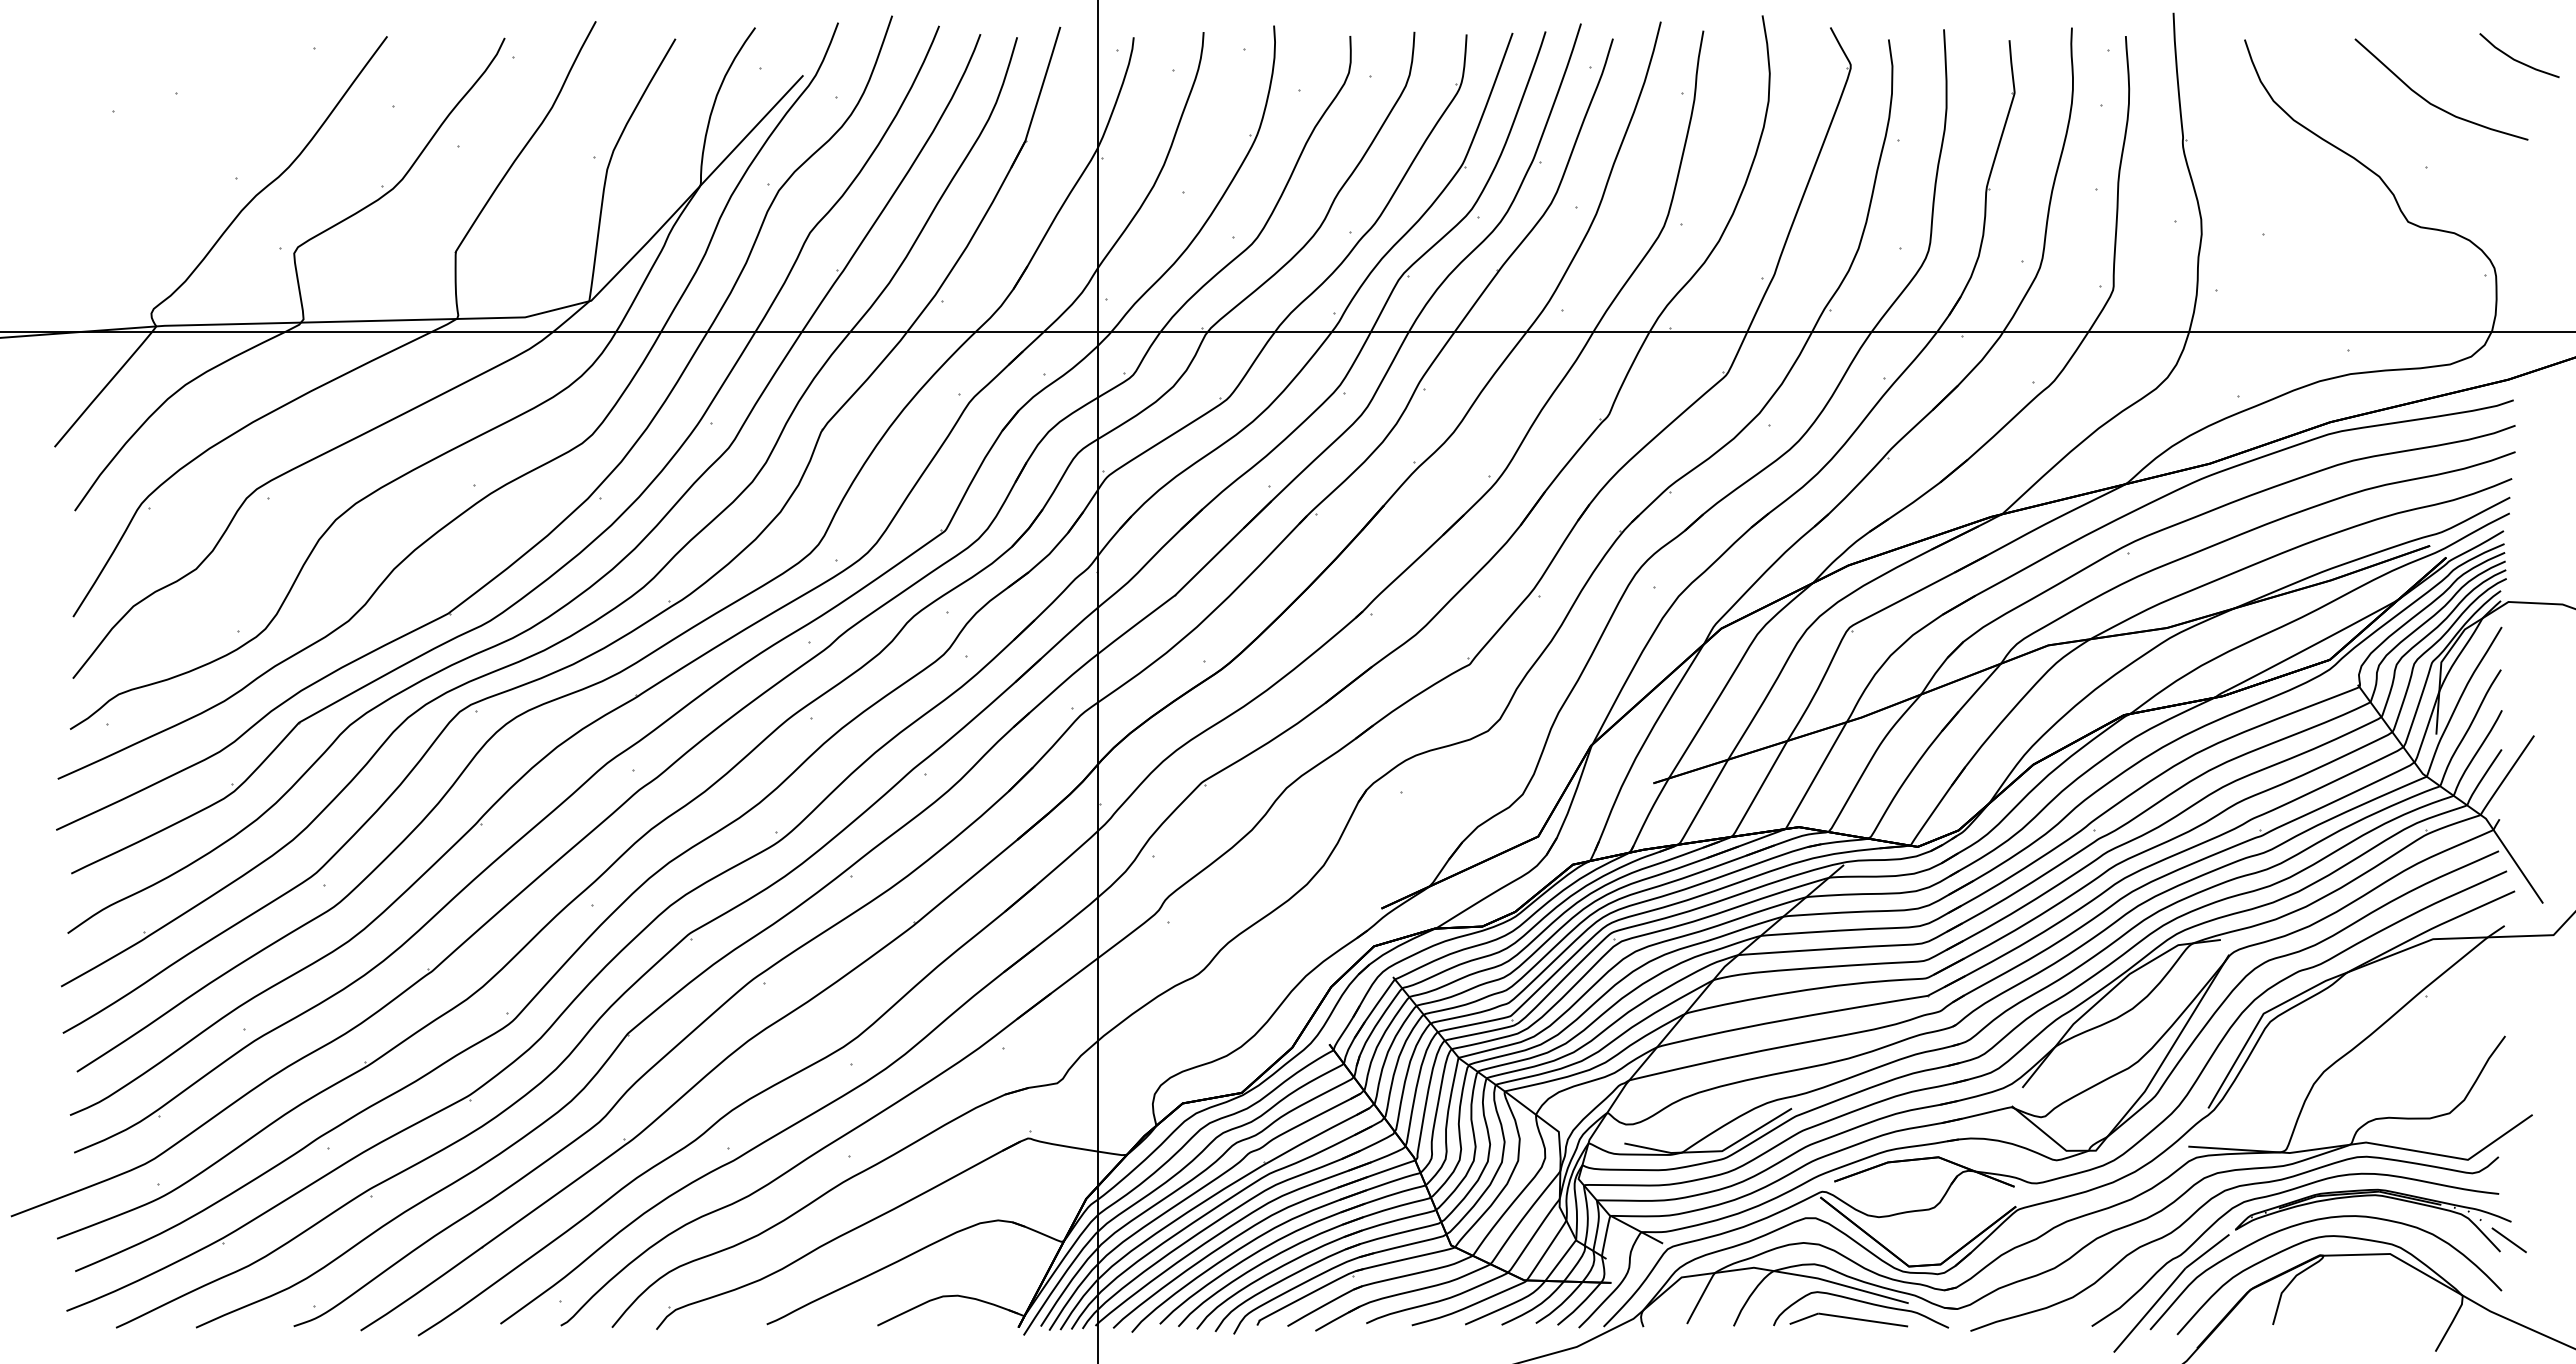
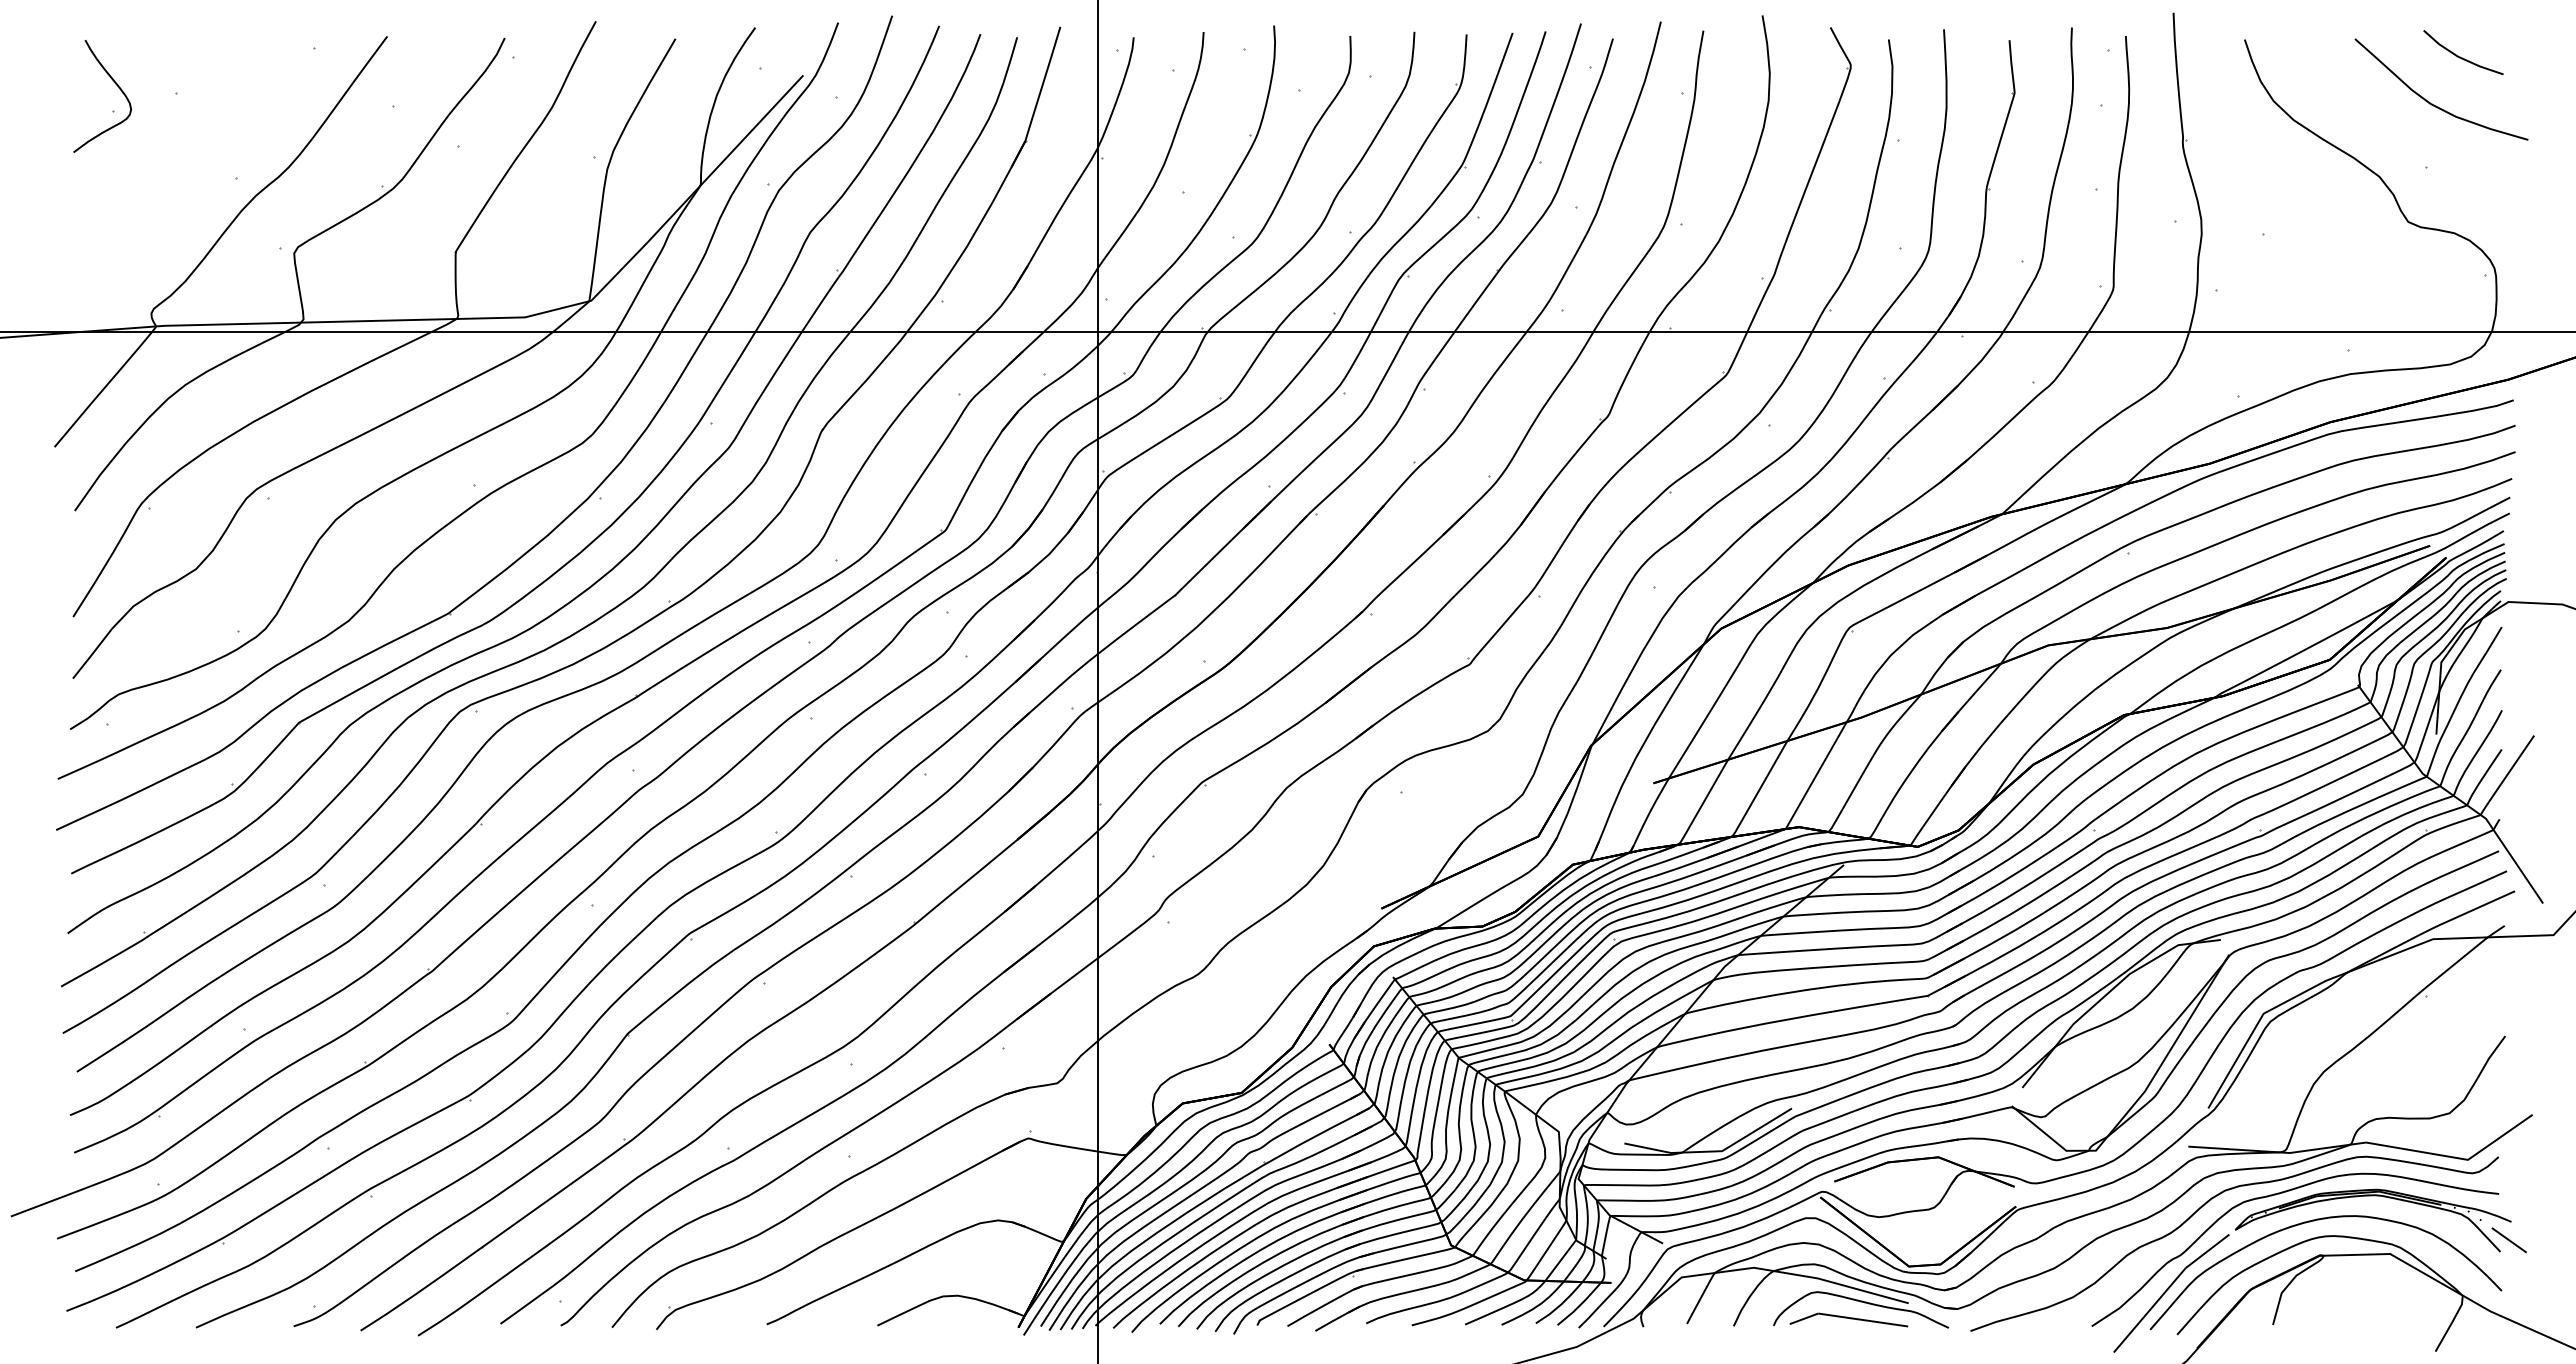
line position: (2516, 59) -> (2460, 56) (2460, 56)
curve: none -> present (114, 83)
